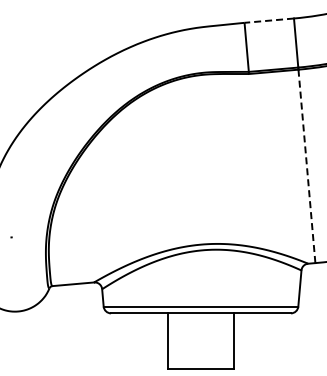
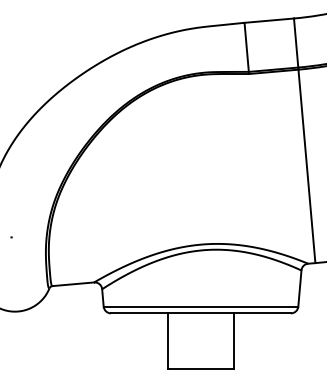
line: dashed -> solid (269, 20)
line: dashed -> solid (306, 166)
